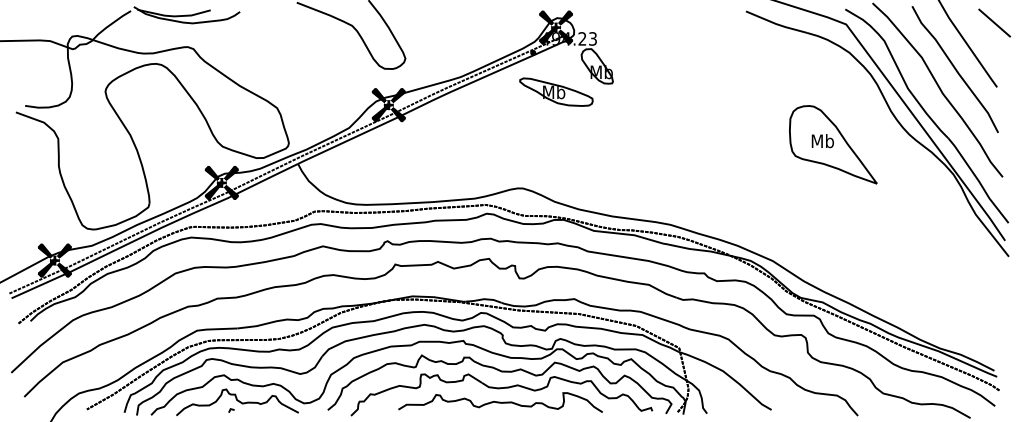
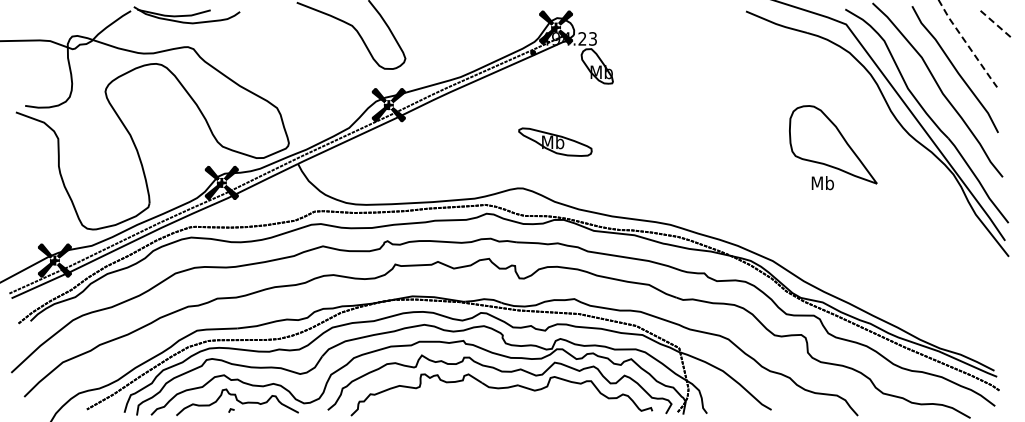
line: solid -> dashed (994, 22)
line: solid -> dashed (967, 44)
part position: (556, 91) -> (555, 141) (555, 141)
text position: (822, 141) -> (822, 183) (822, 183)
curve: present -> none (500, 402)
